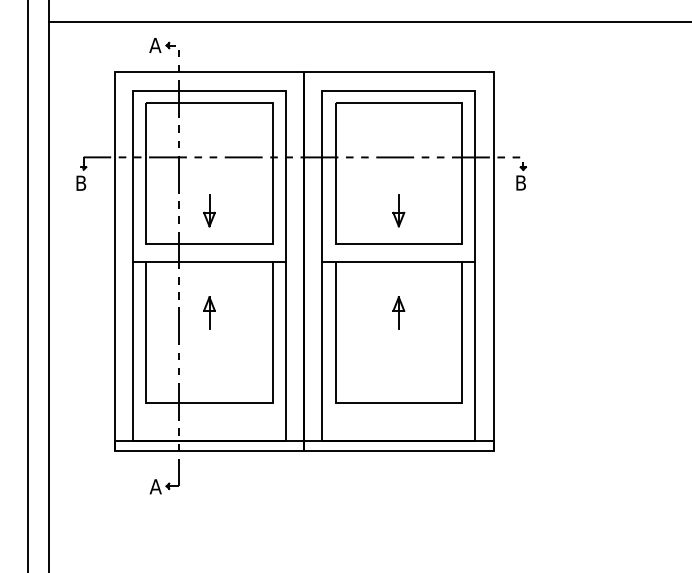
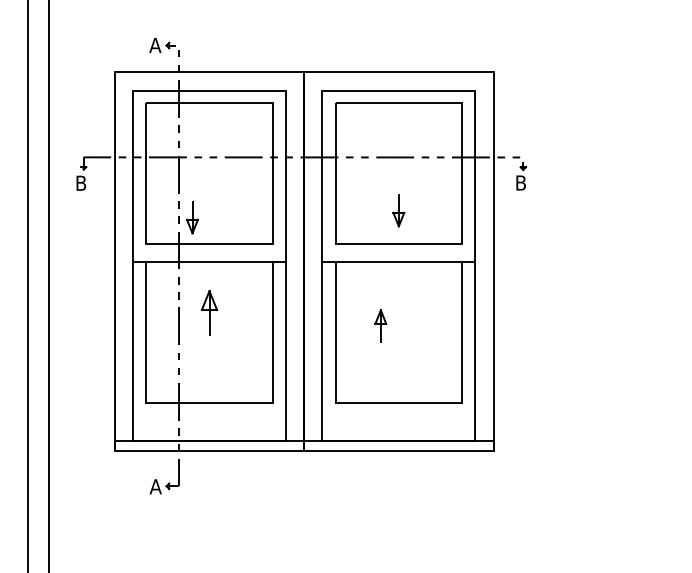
line: present -> none (368, 22)
part position: (209, 210) -> (192, 217) (192, 217)
part size: 13x34 px -> 19x46 px (209, 312)
part position: (398, 312) -> (380, 325) (380, 325)
